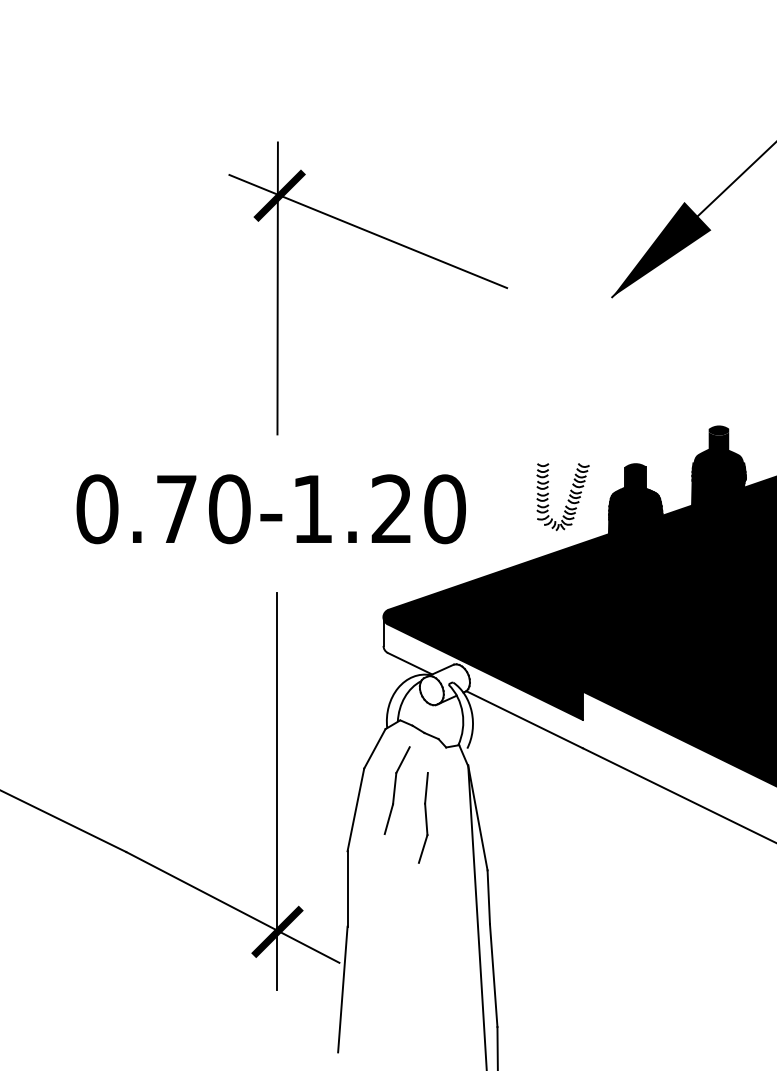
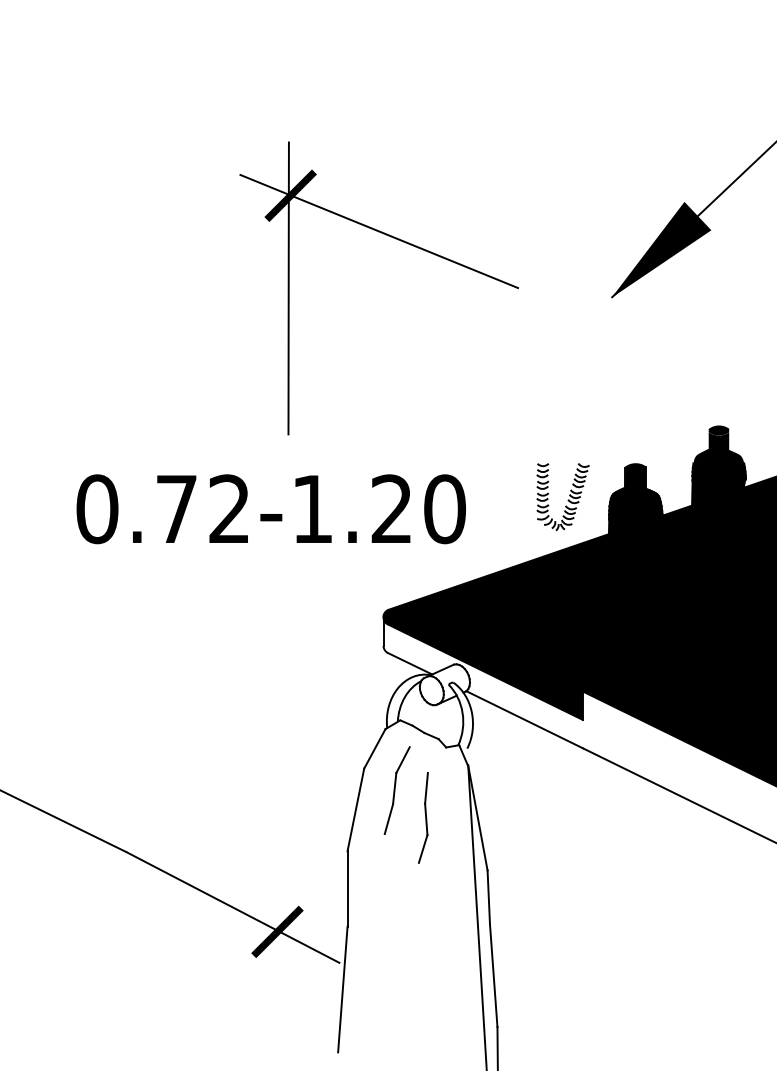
part position: (389, 241) -> (400, 241) (400, 241)
text: 0.70-1.20 -> 0.72-1.20 (229, 509)
line: present -> none (277, 791)
